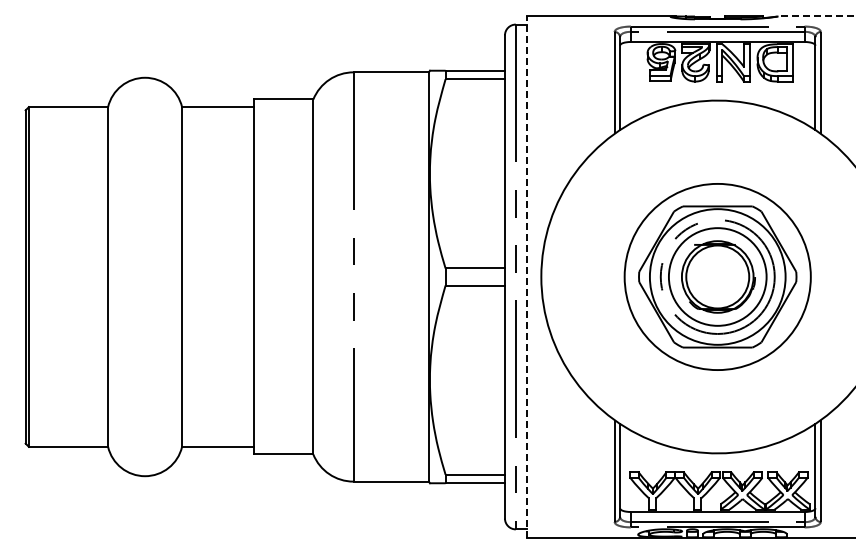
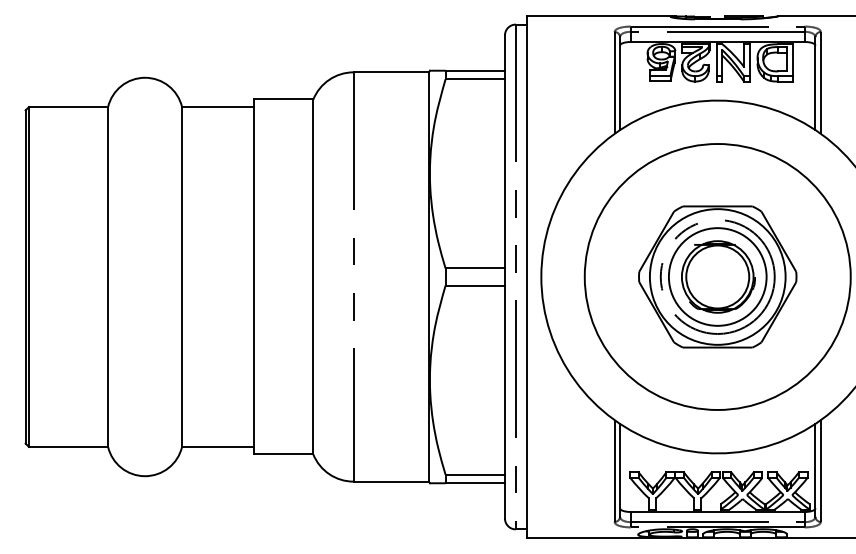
line: dashed -> solid (816, 16)
line: dashed -> solid (526, 276)
circle diameter: 186 px -> 266 px (717, 276)
